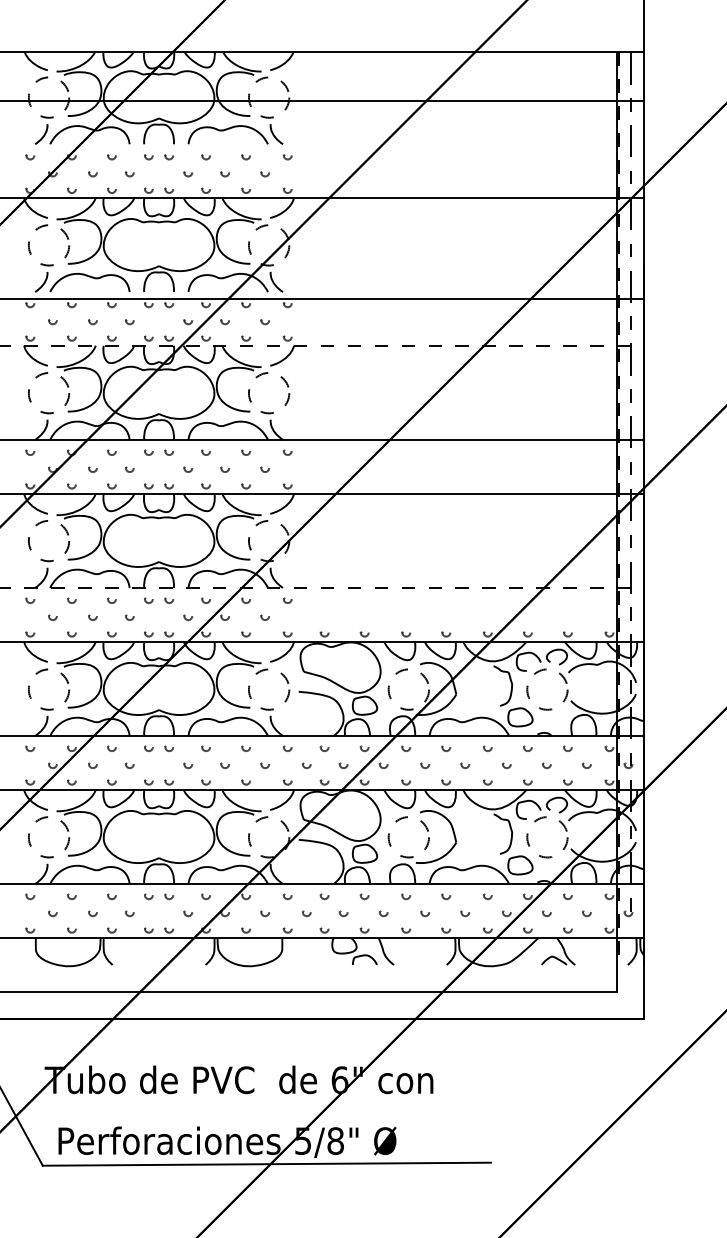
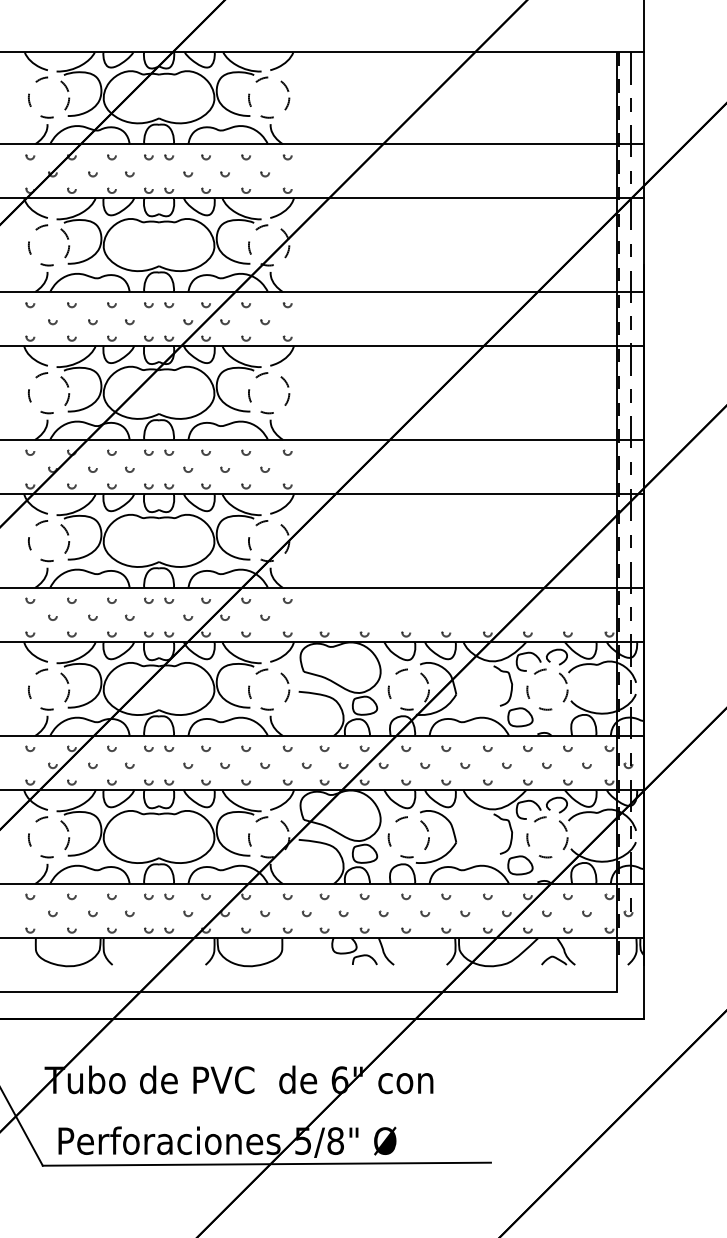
line position: (323, 101) -> (323, 144) (323, 144)
line position: (323, 299) -> (323, 292) (323, 292)
line: dashed -> solid (322, 345)
line: dashed -> solid (322, 587)
